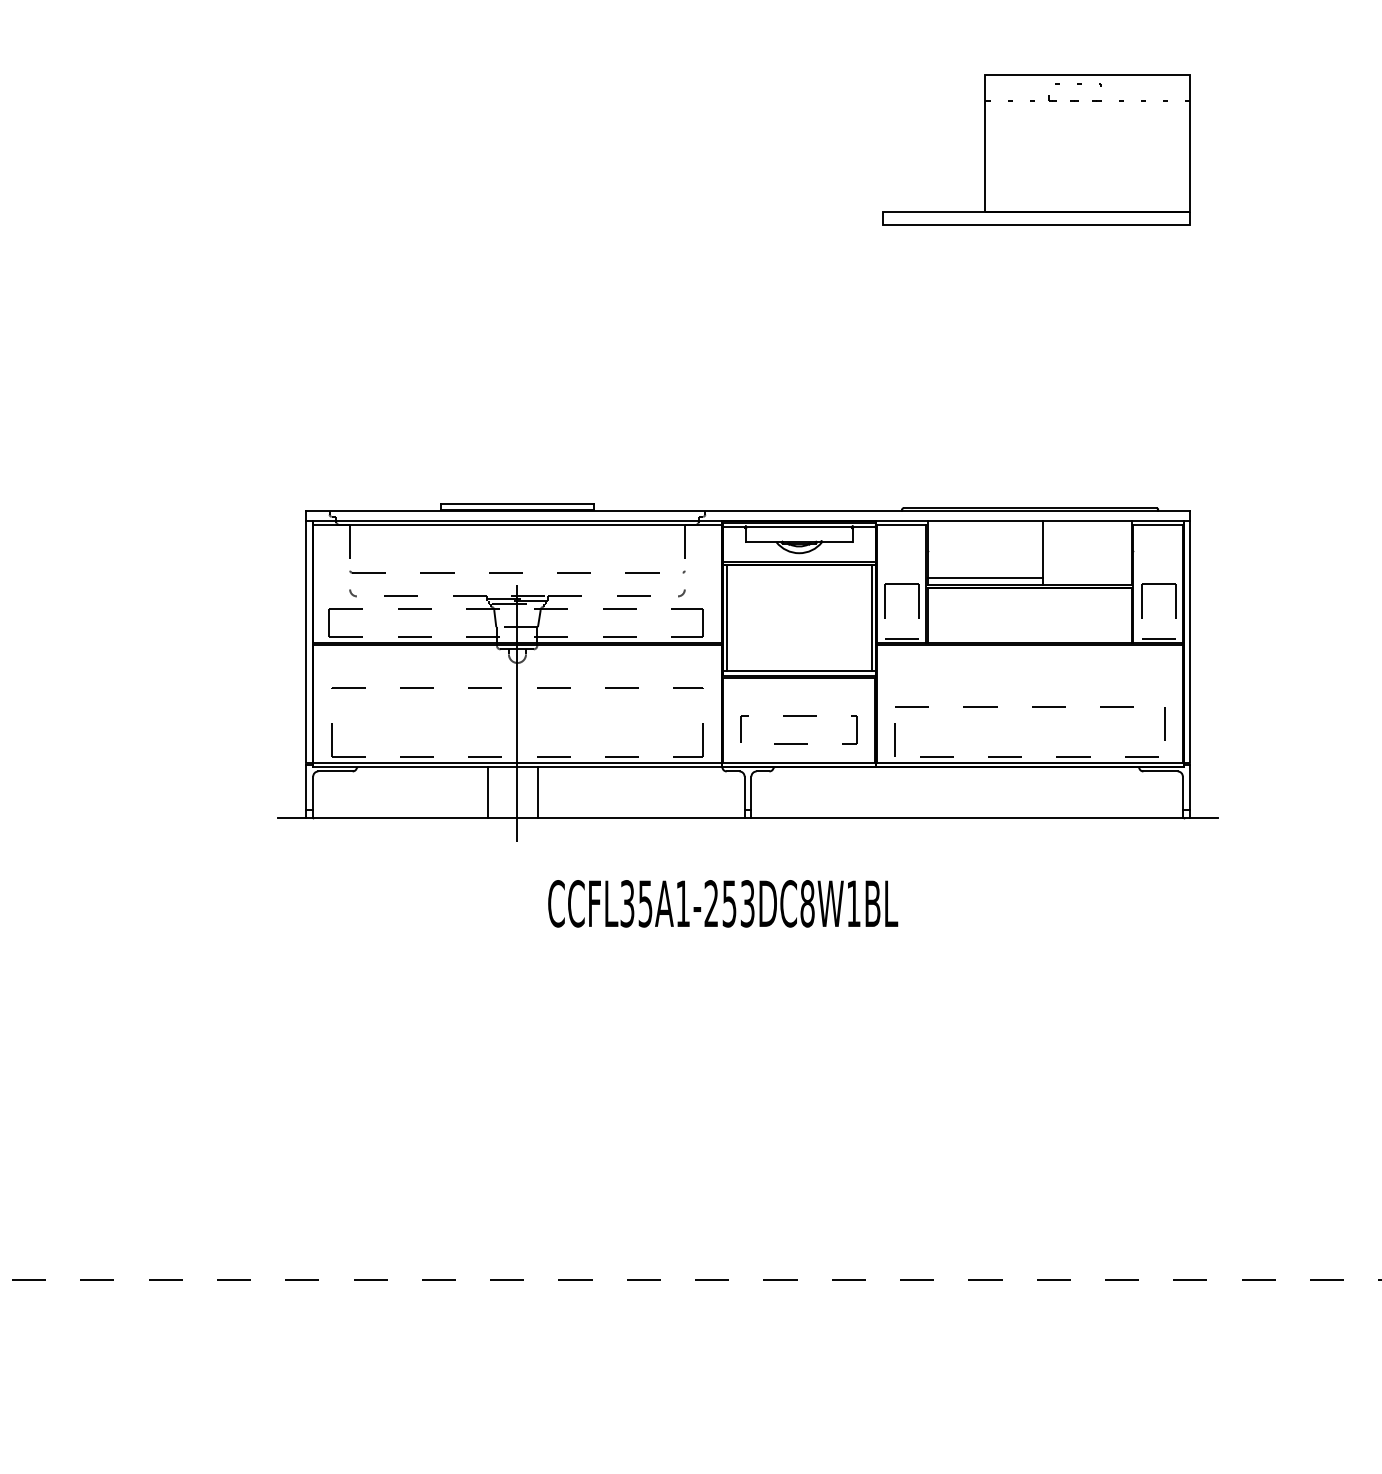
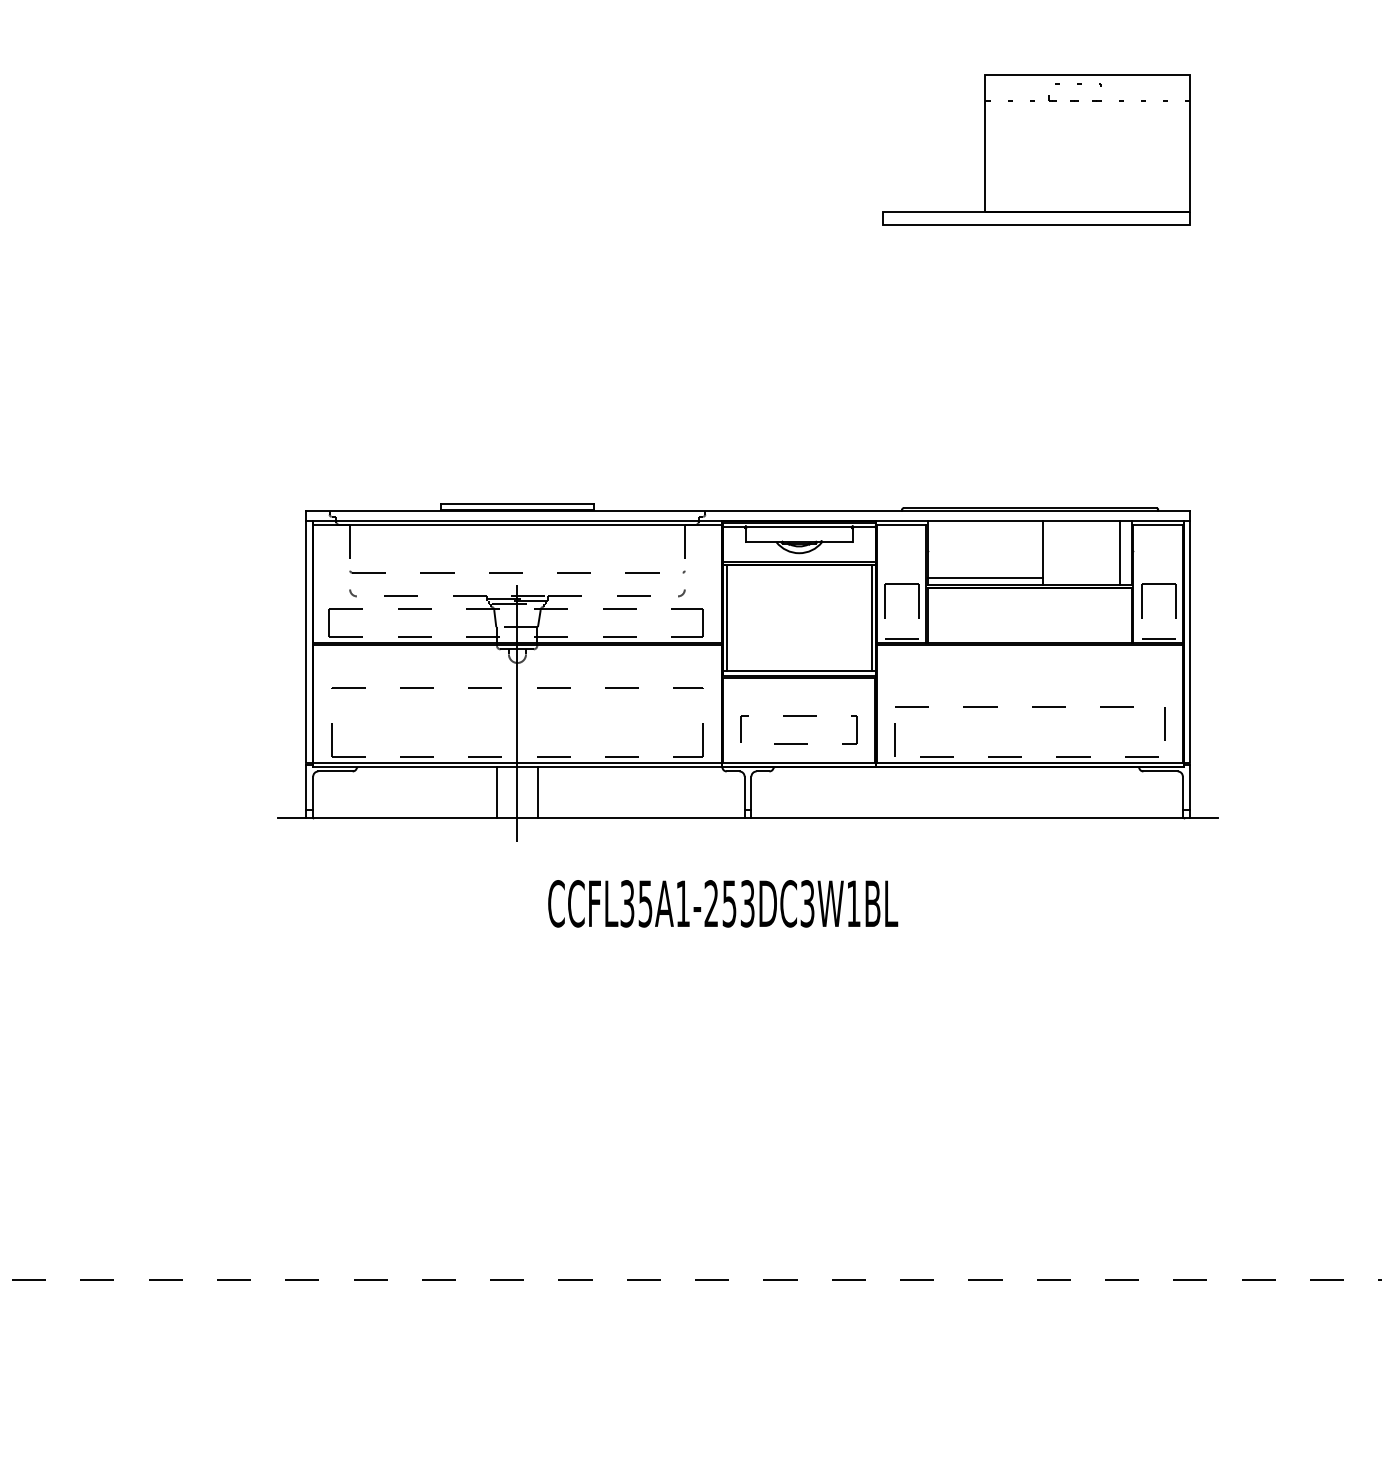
line: none -> present (1120, 553)
line position: (487, 792) -> (496, 792) (496, 792)
text: CCFL35A1-253DC8W1BL -> CCFL35A1-253DC3W1BL (807, 903)
